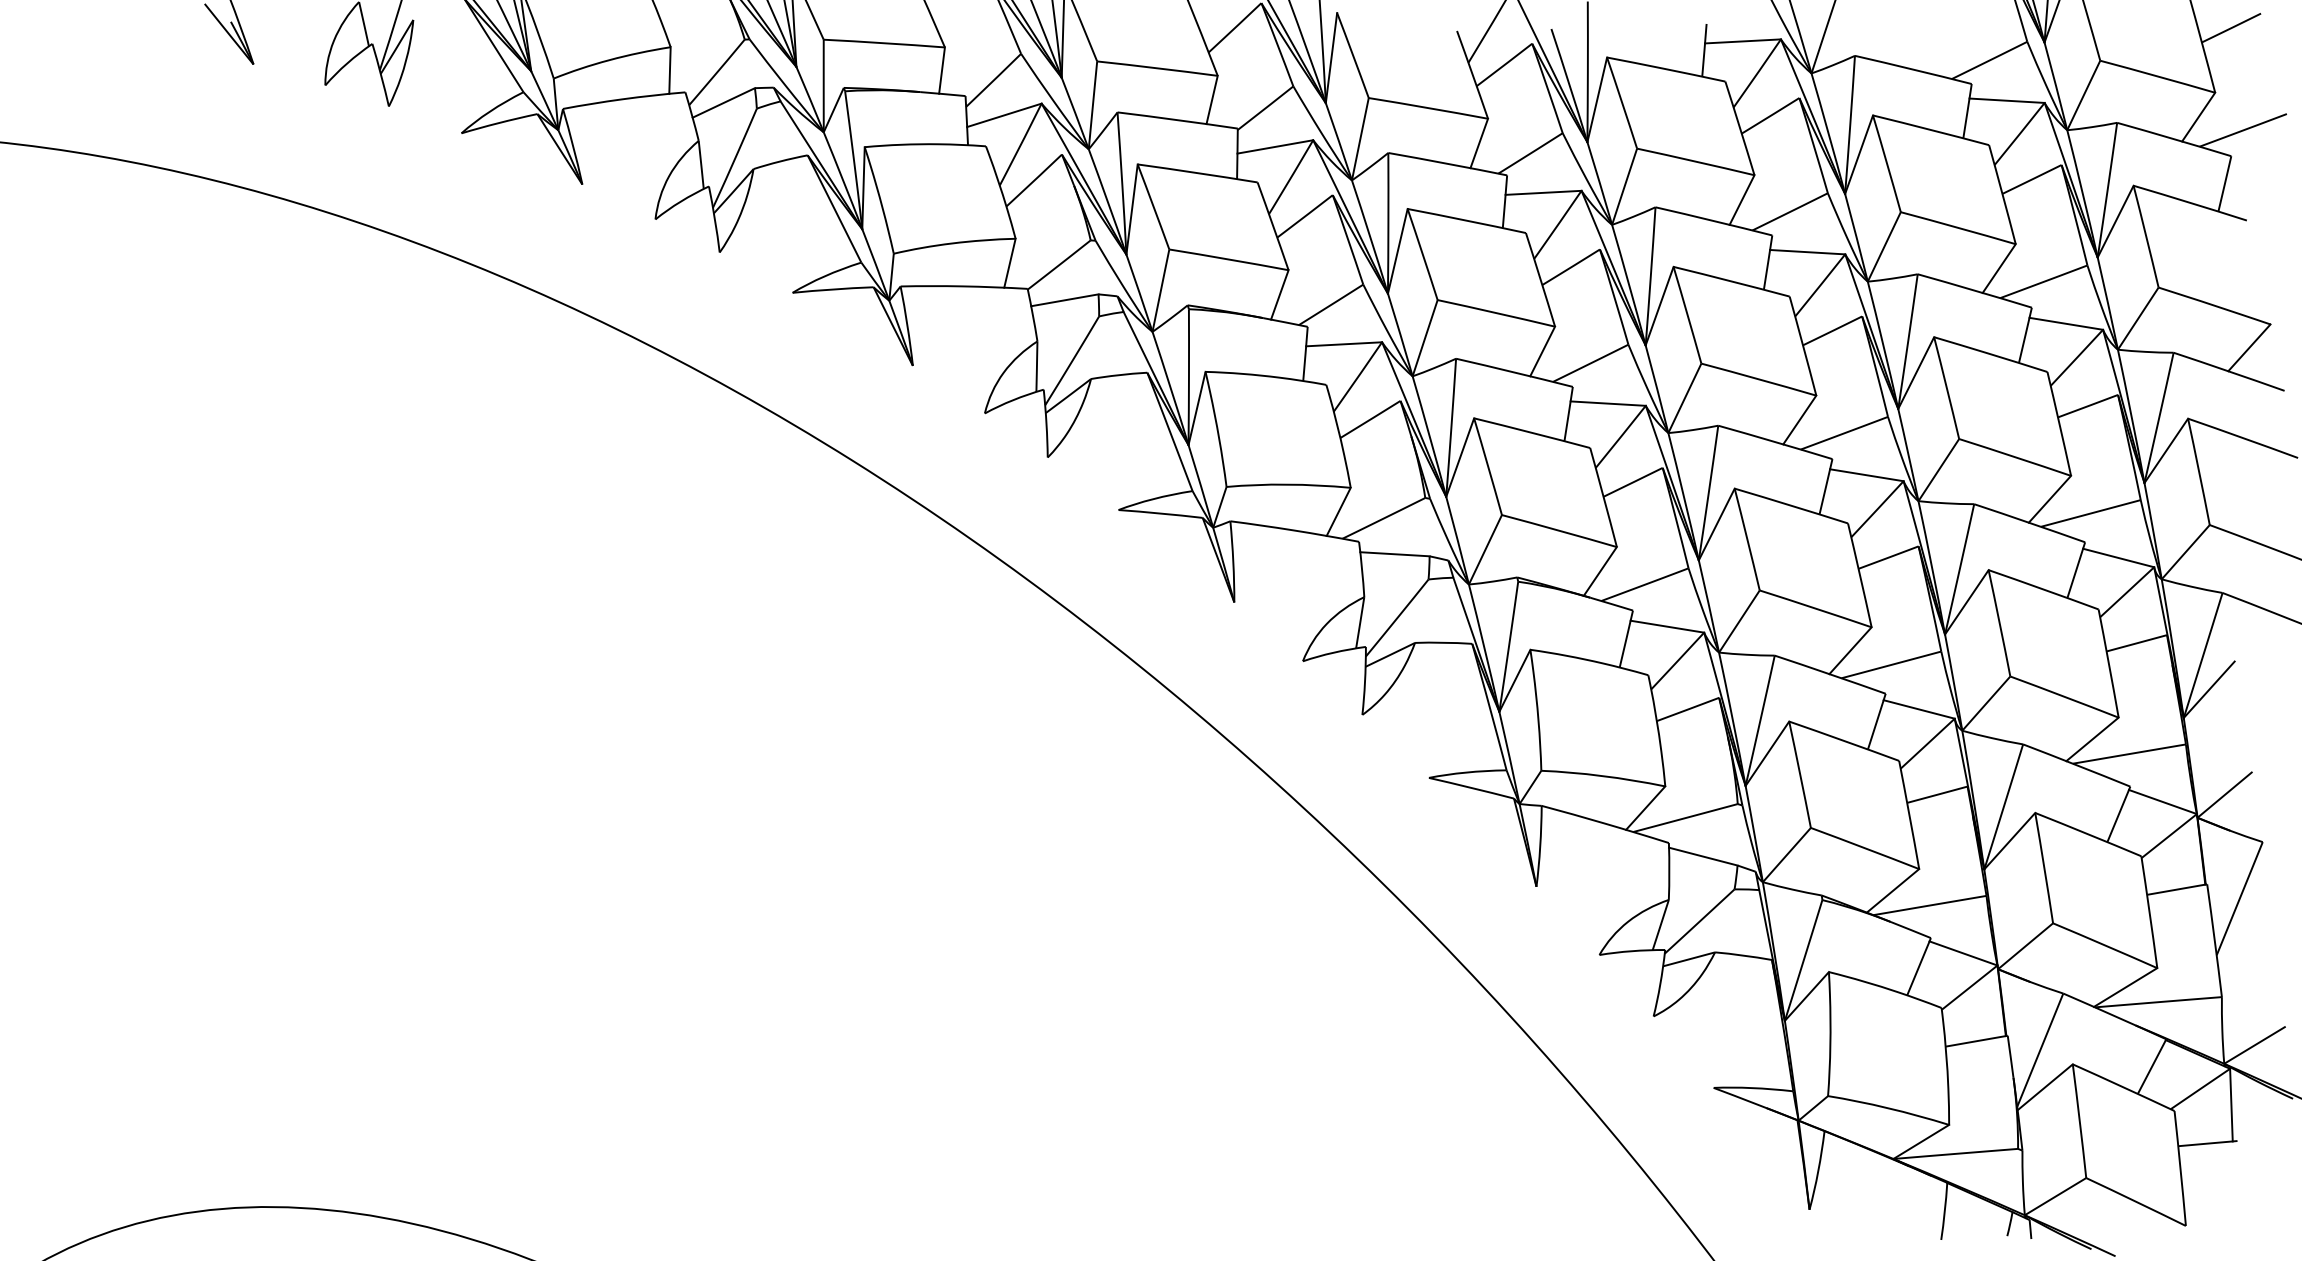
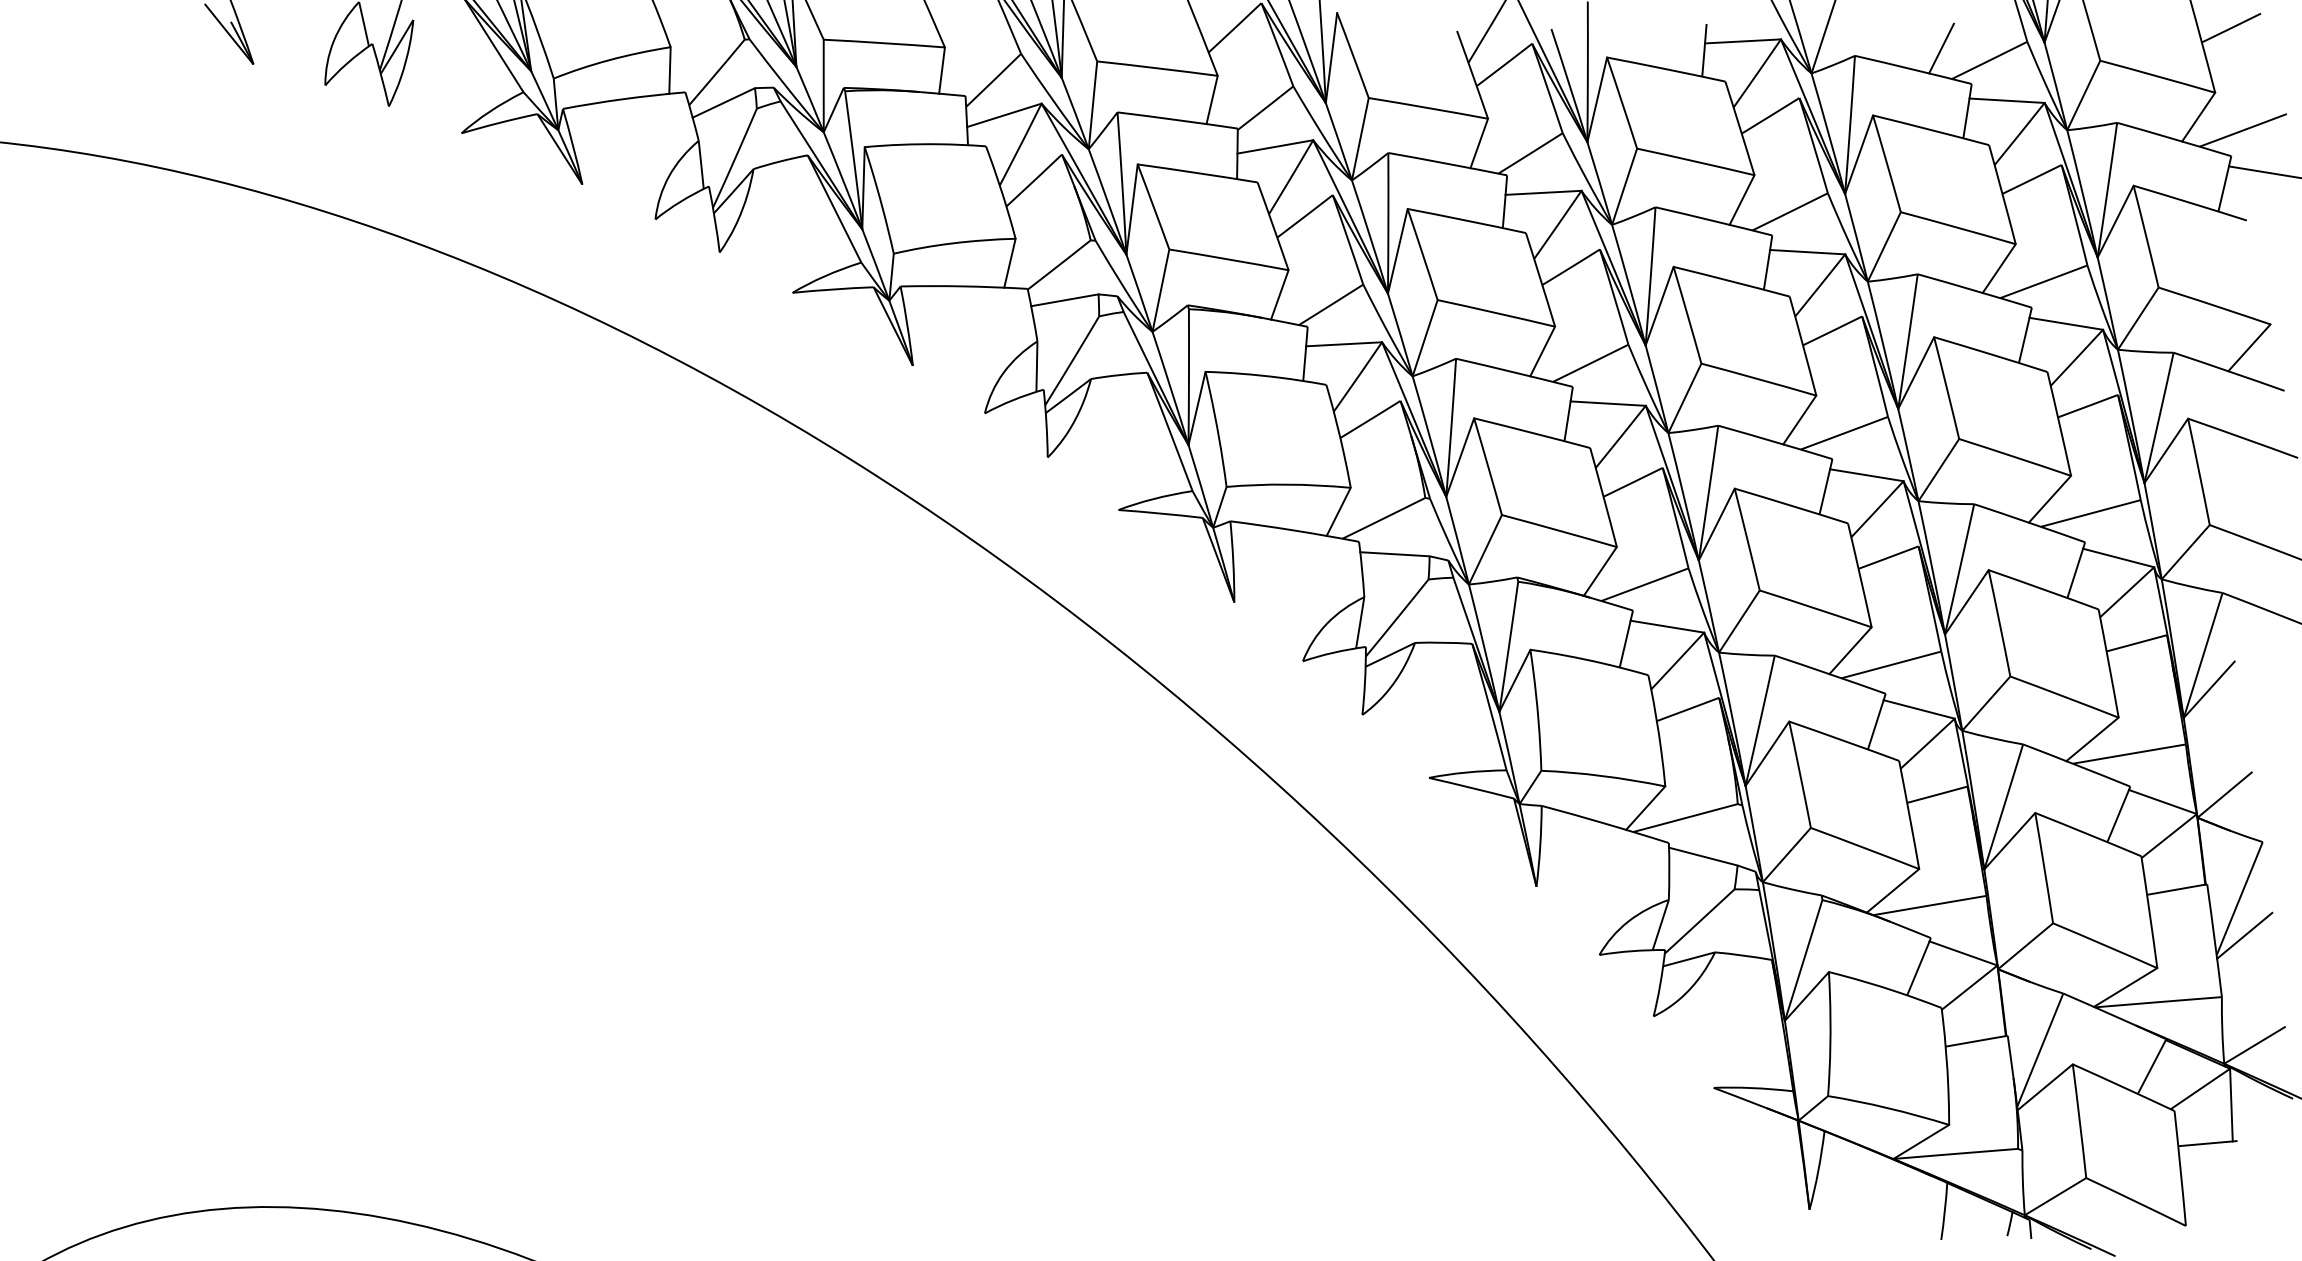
line: none -> present (1941, 48)
line: none -> present (2263, 171)
line: none -> present (2244, 935)
